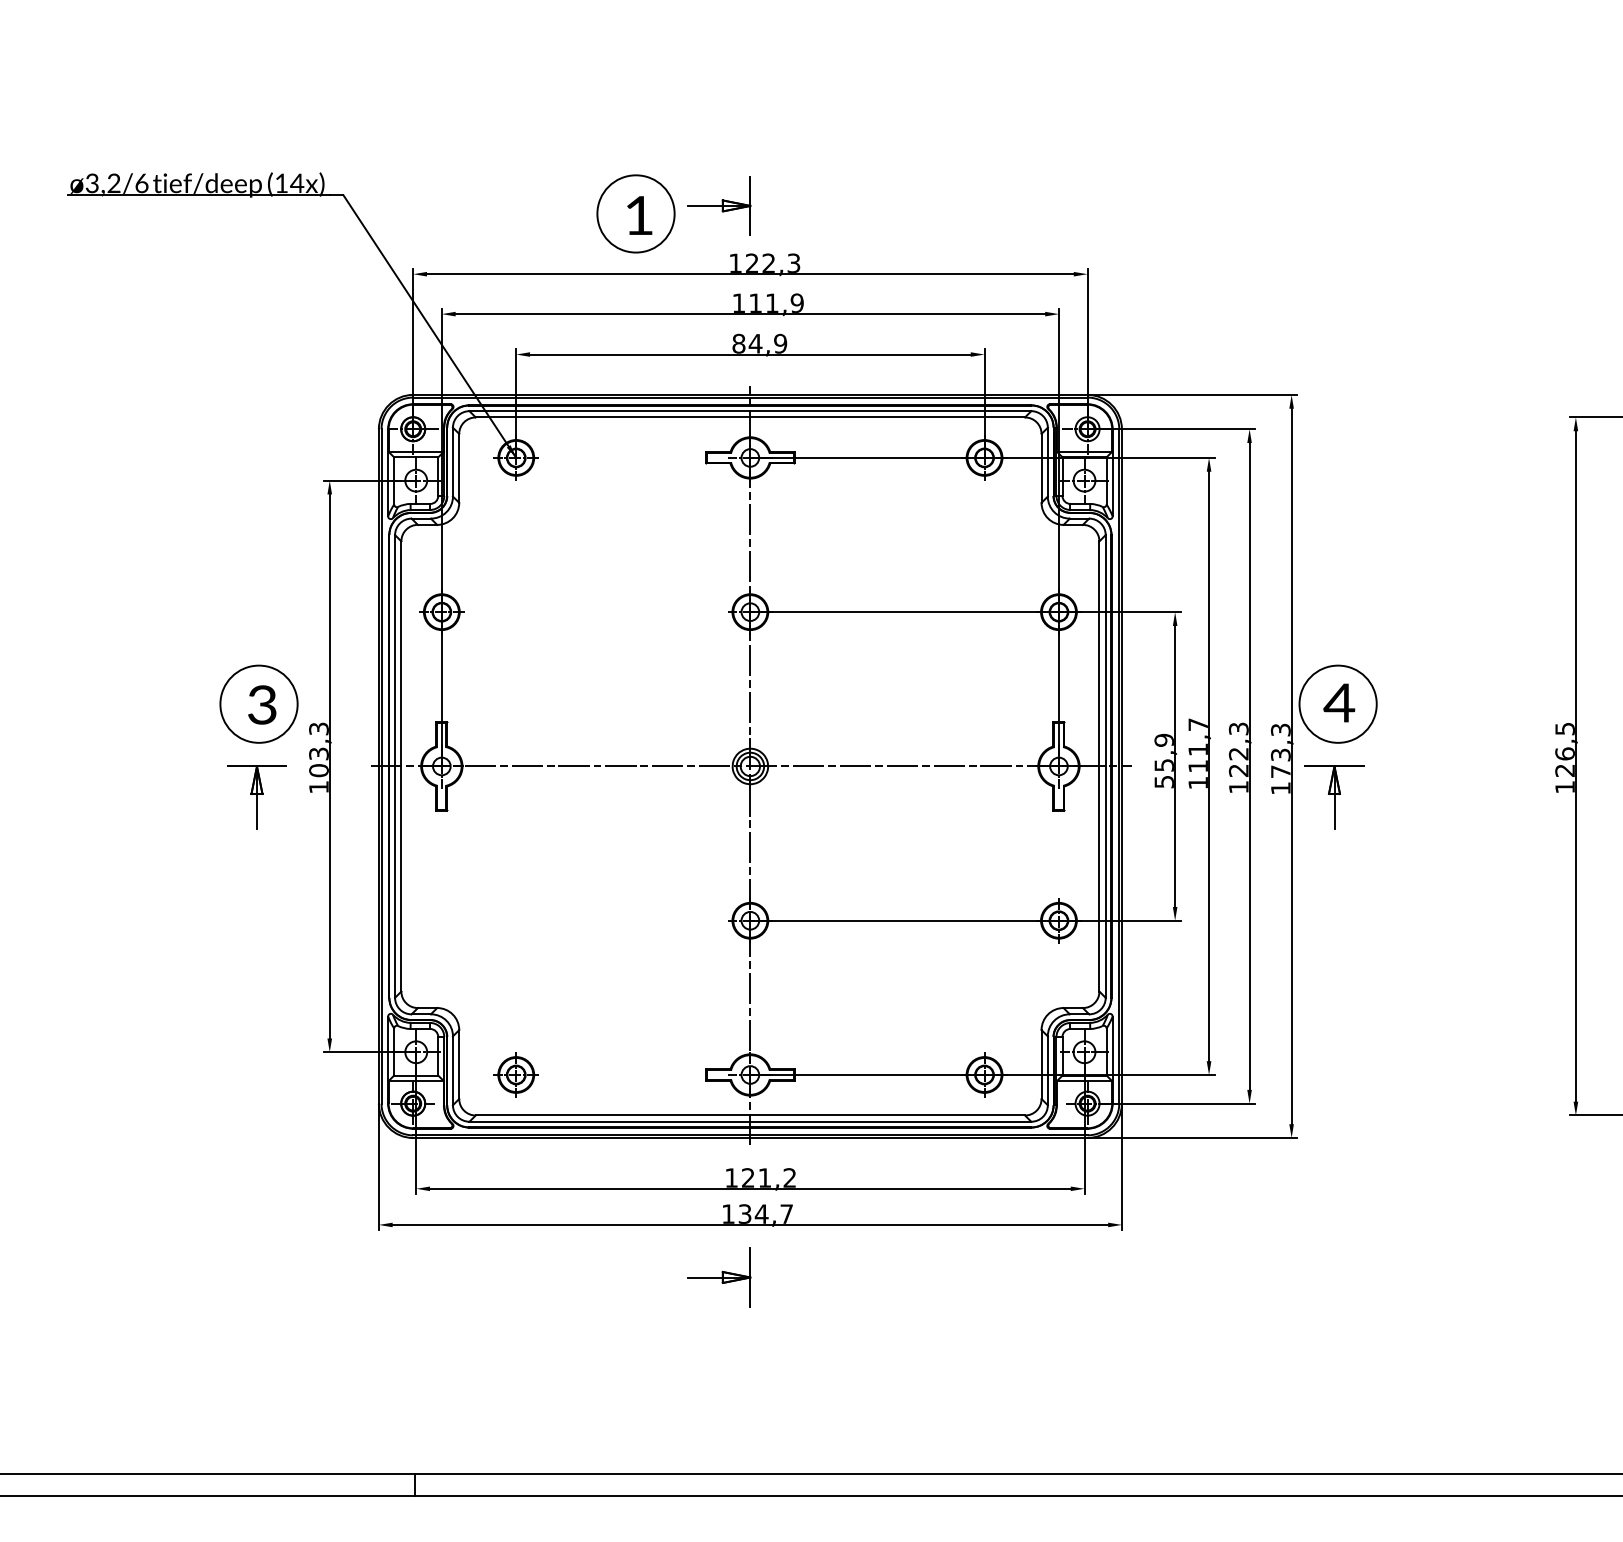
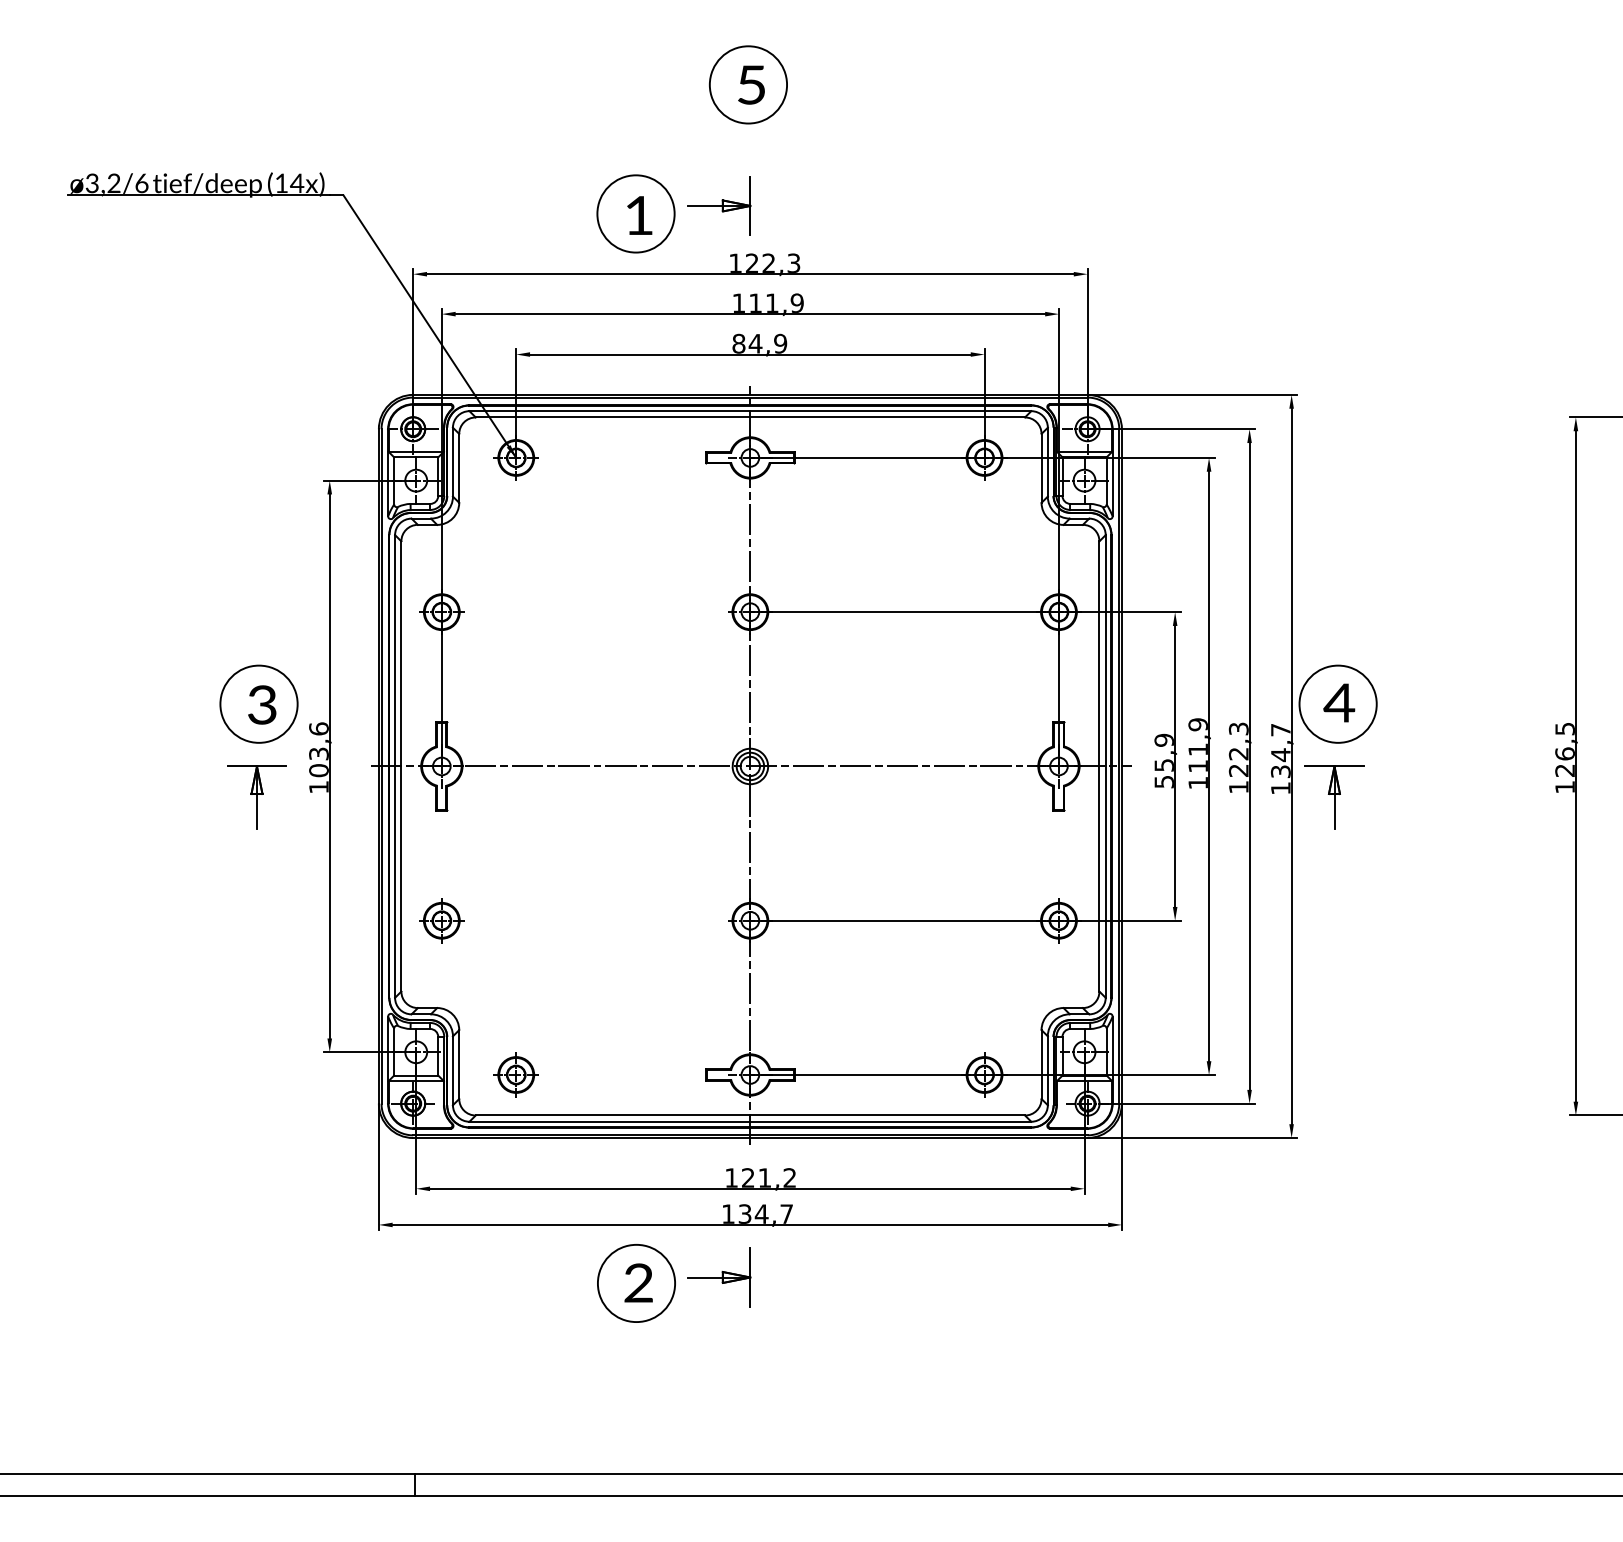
part: none -> present (748, 84)
text: 111,7 -> 111,9 (1197, 724)
text: 103,3 -> 103,6 (318, 728)
text: 173,3 -> 134,7 (1280, 750)
part: none -> present (441, 920)
part: none -> present (636, 1283)
